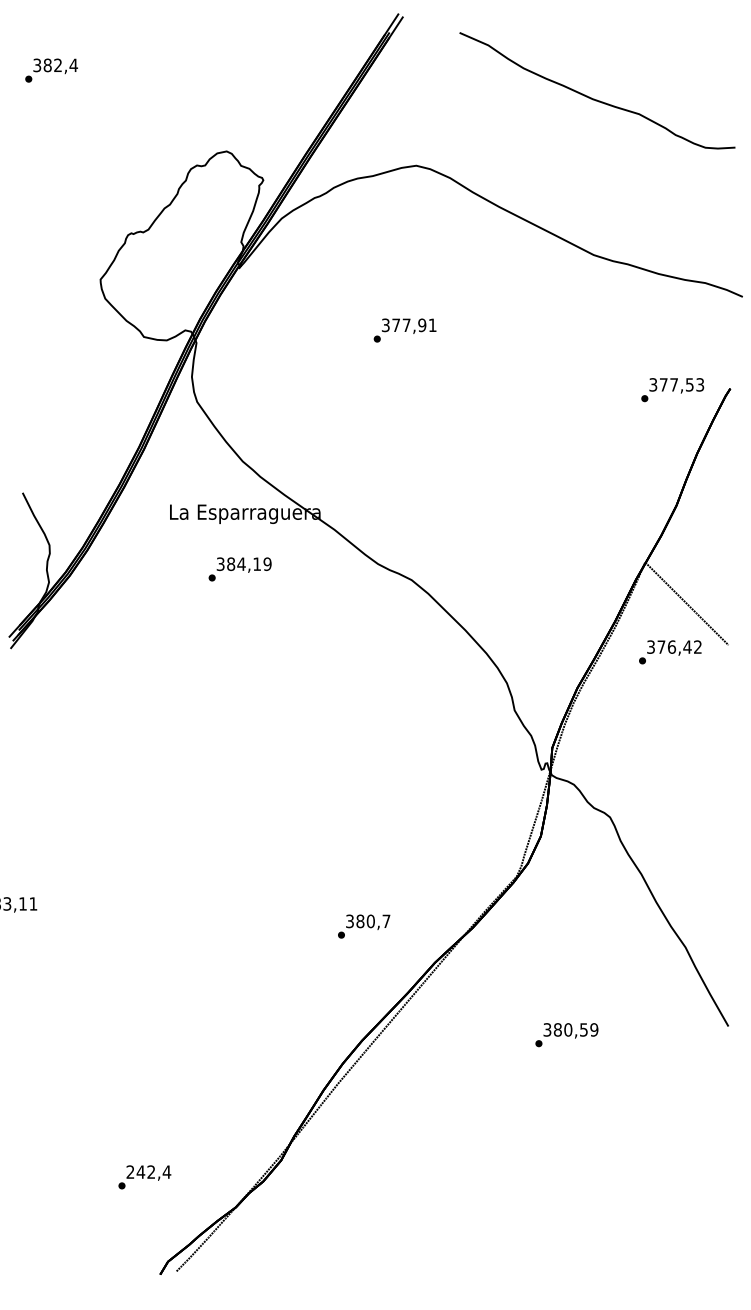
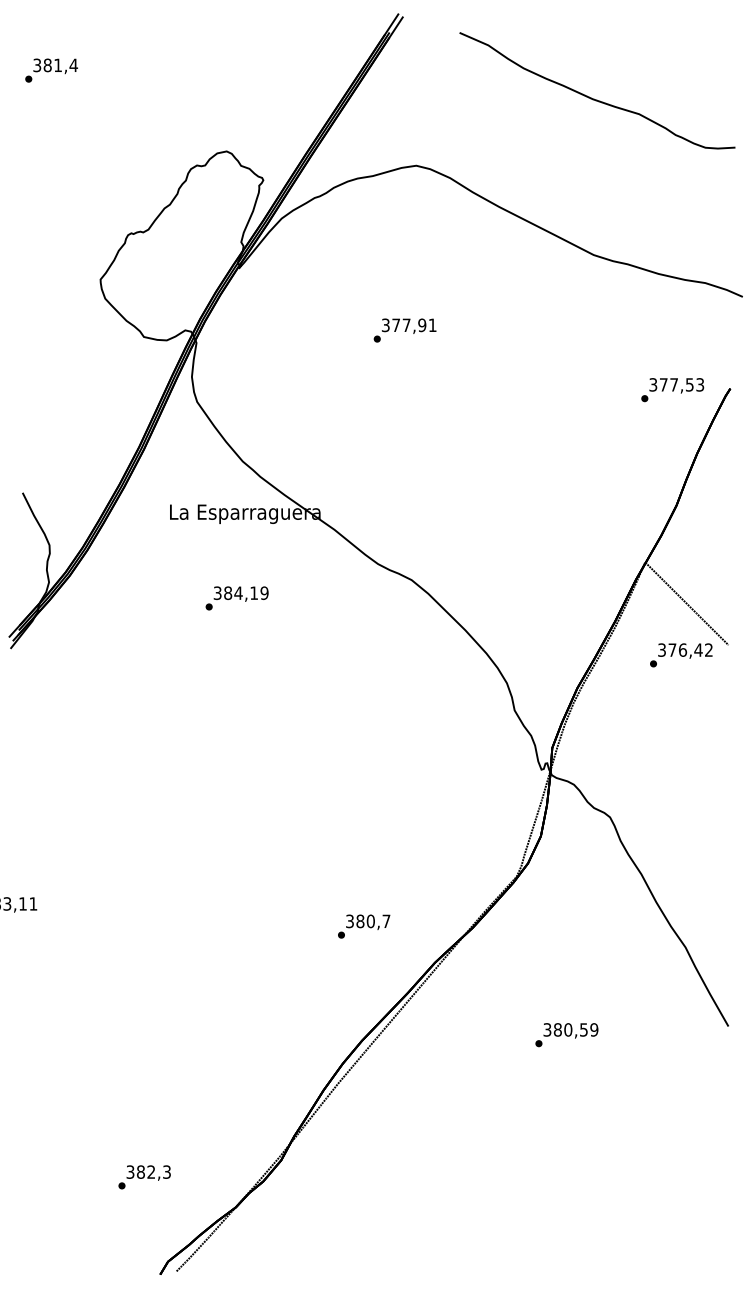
text: 382,4 -> 381,4 (57, 64)
text position: (239, 569) -> (236, 598) (236, 598)
text position: (670, 652) -> (681, 655) (681, 655)
text: 242,4 -> 382,3 (148, 1171)
